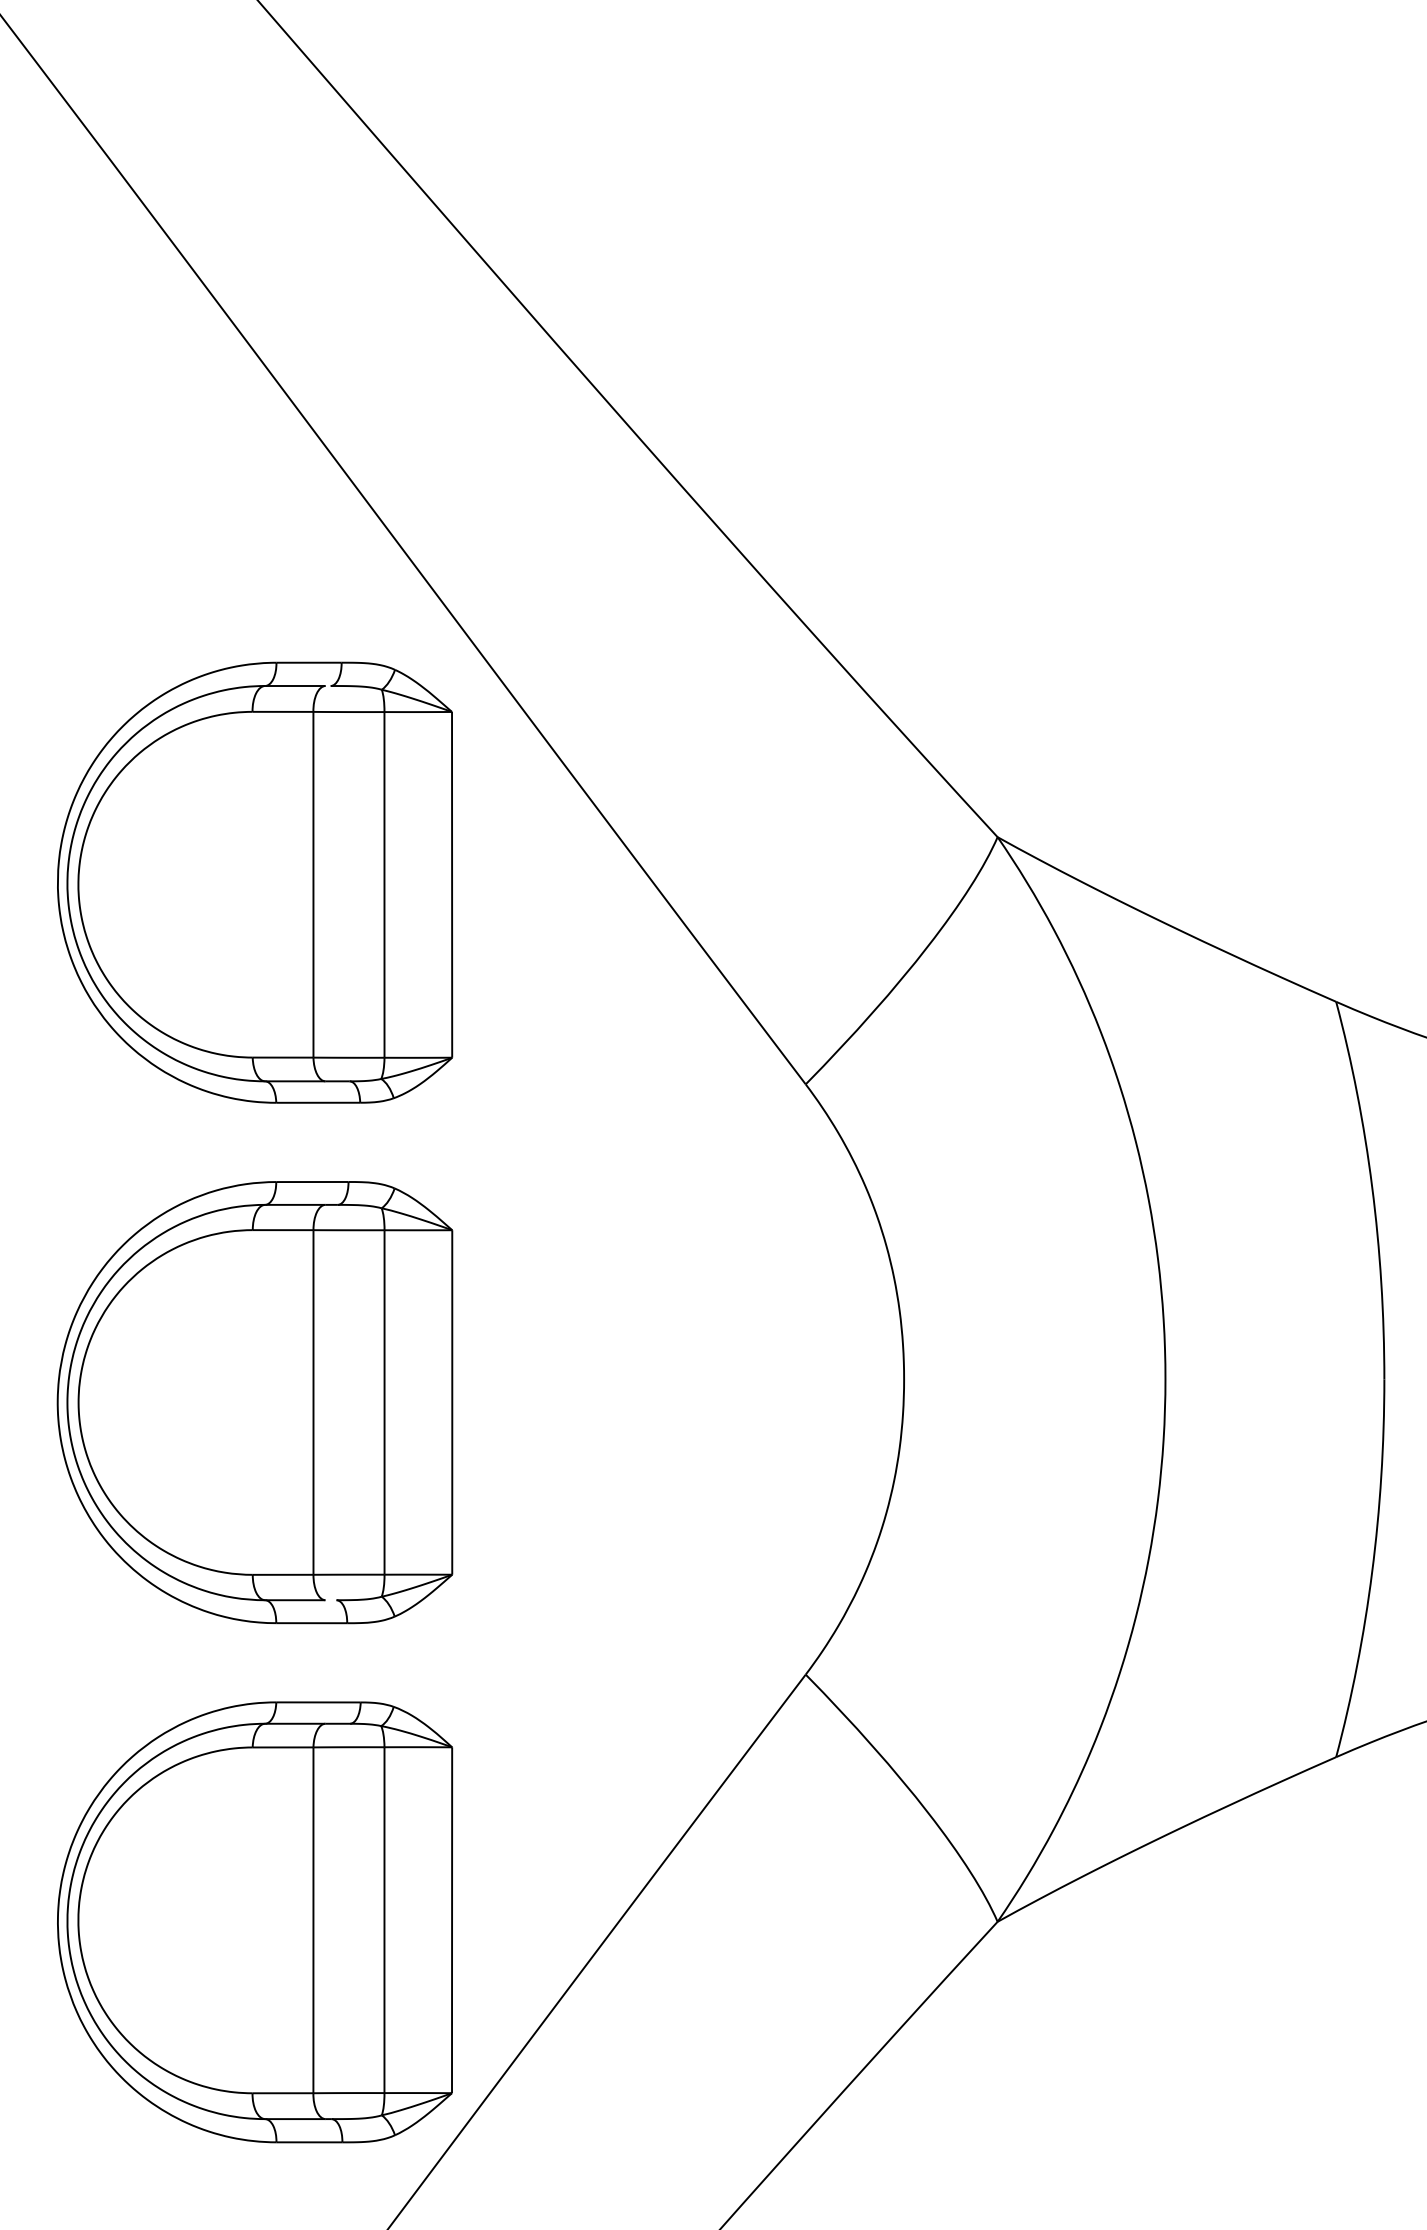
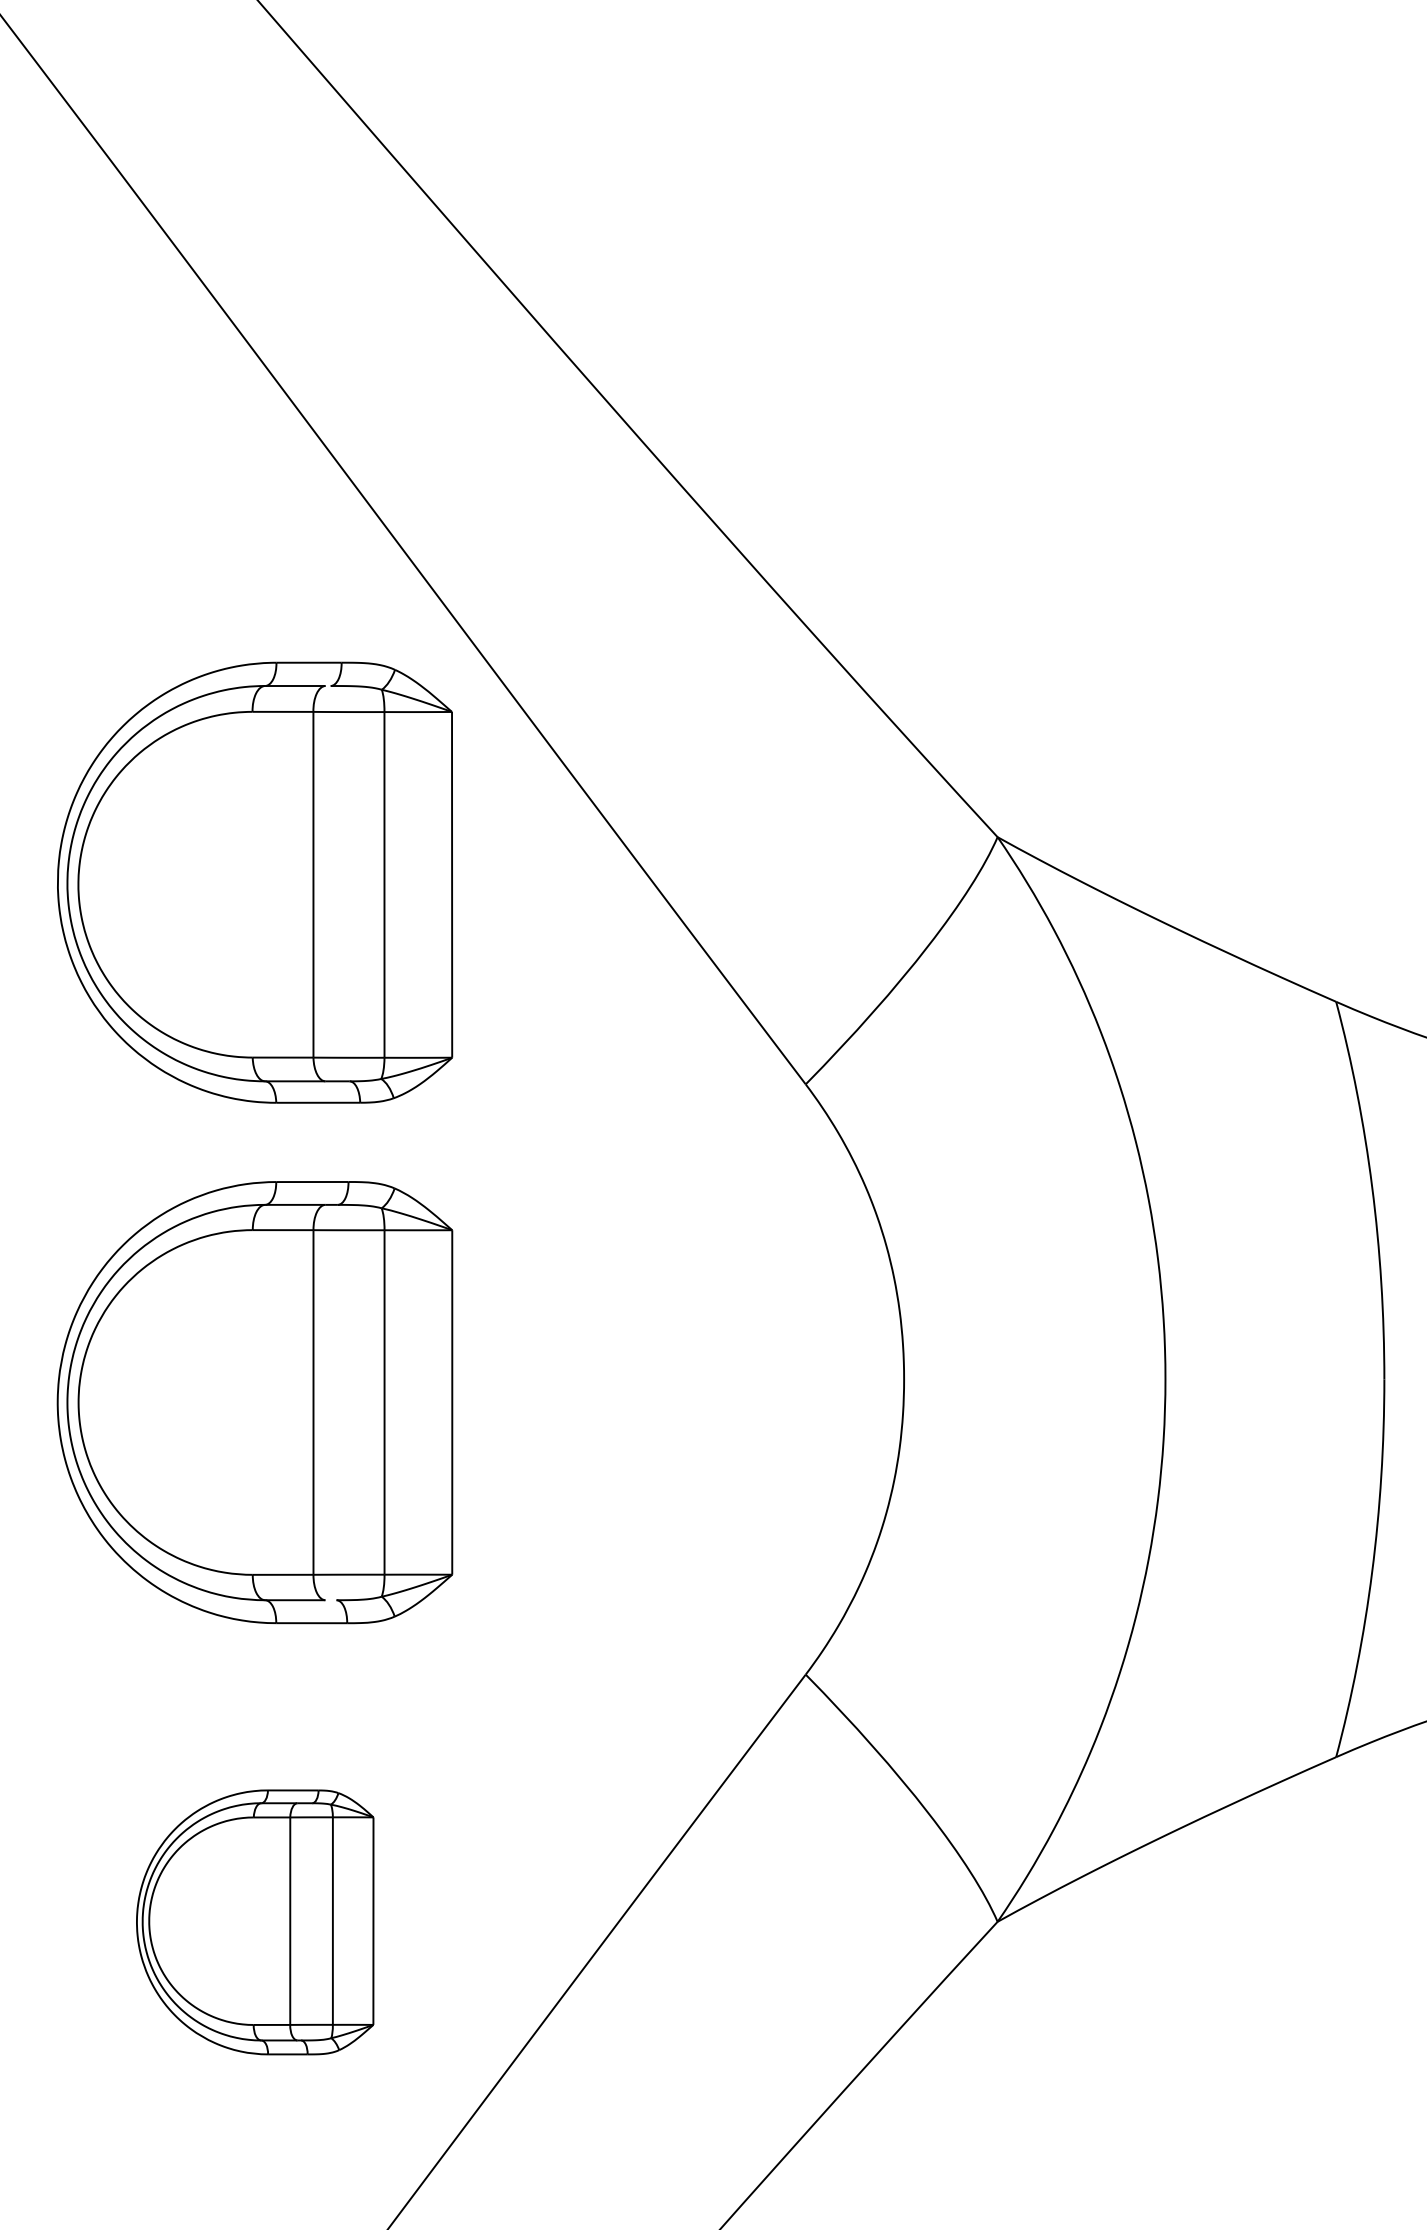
part size: 397x443 px -> 239x267 px (255, 1922)
